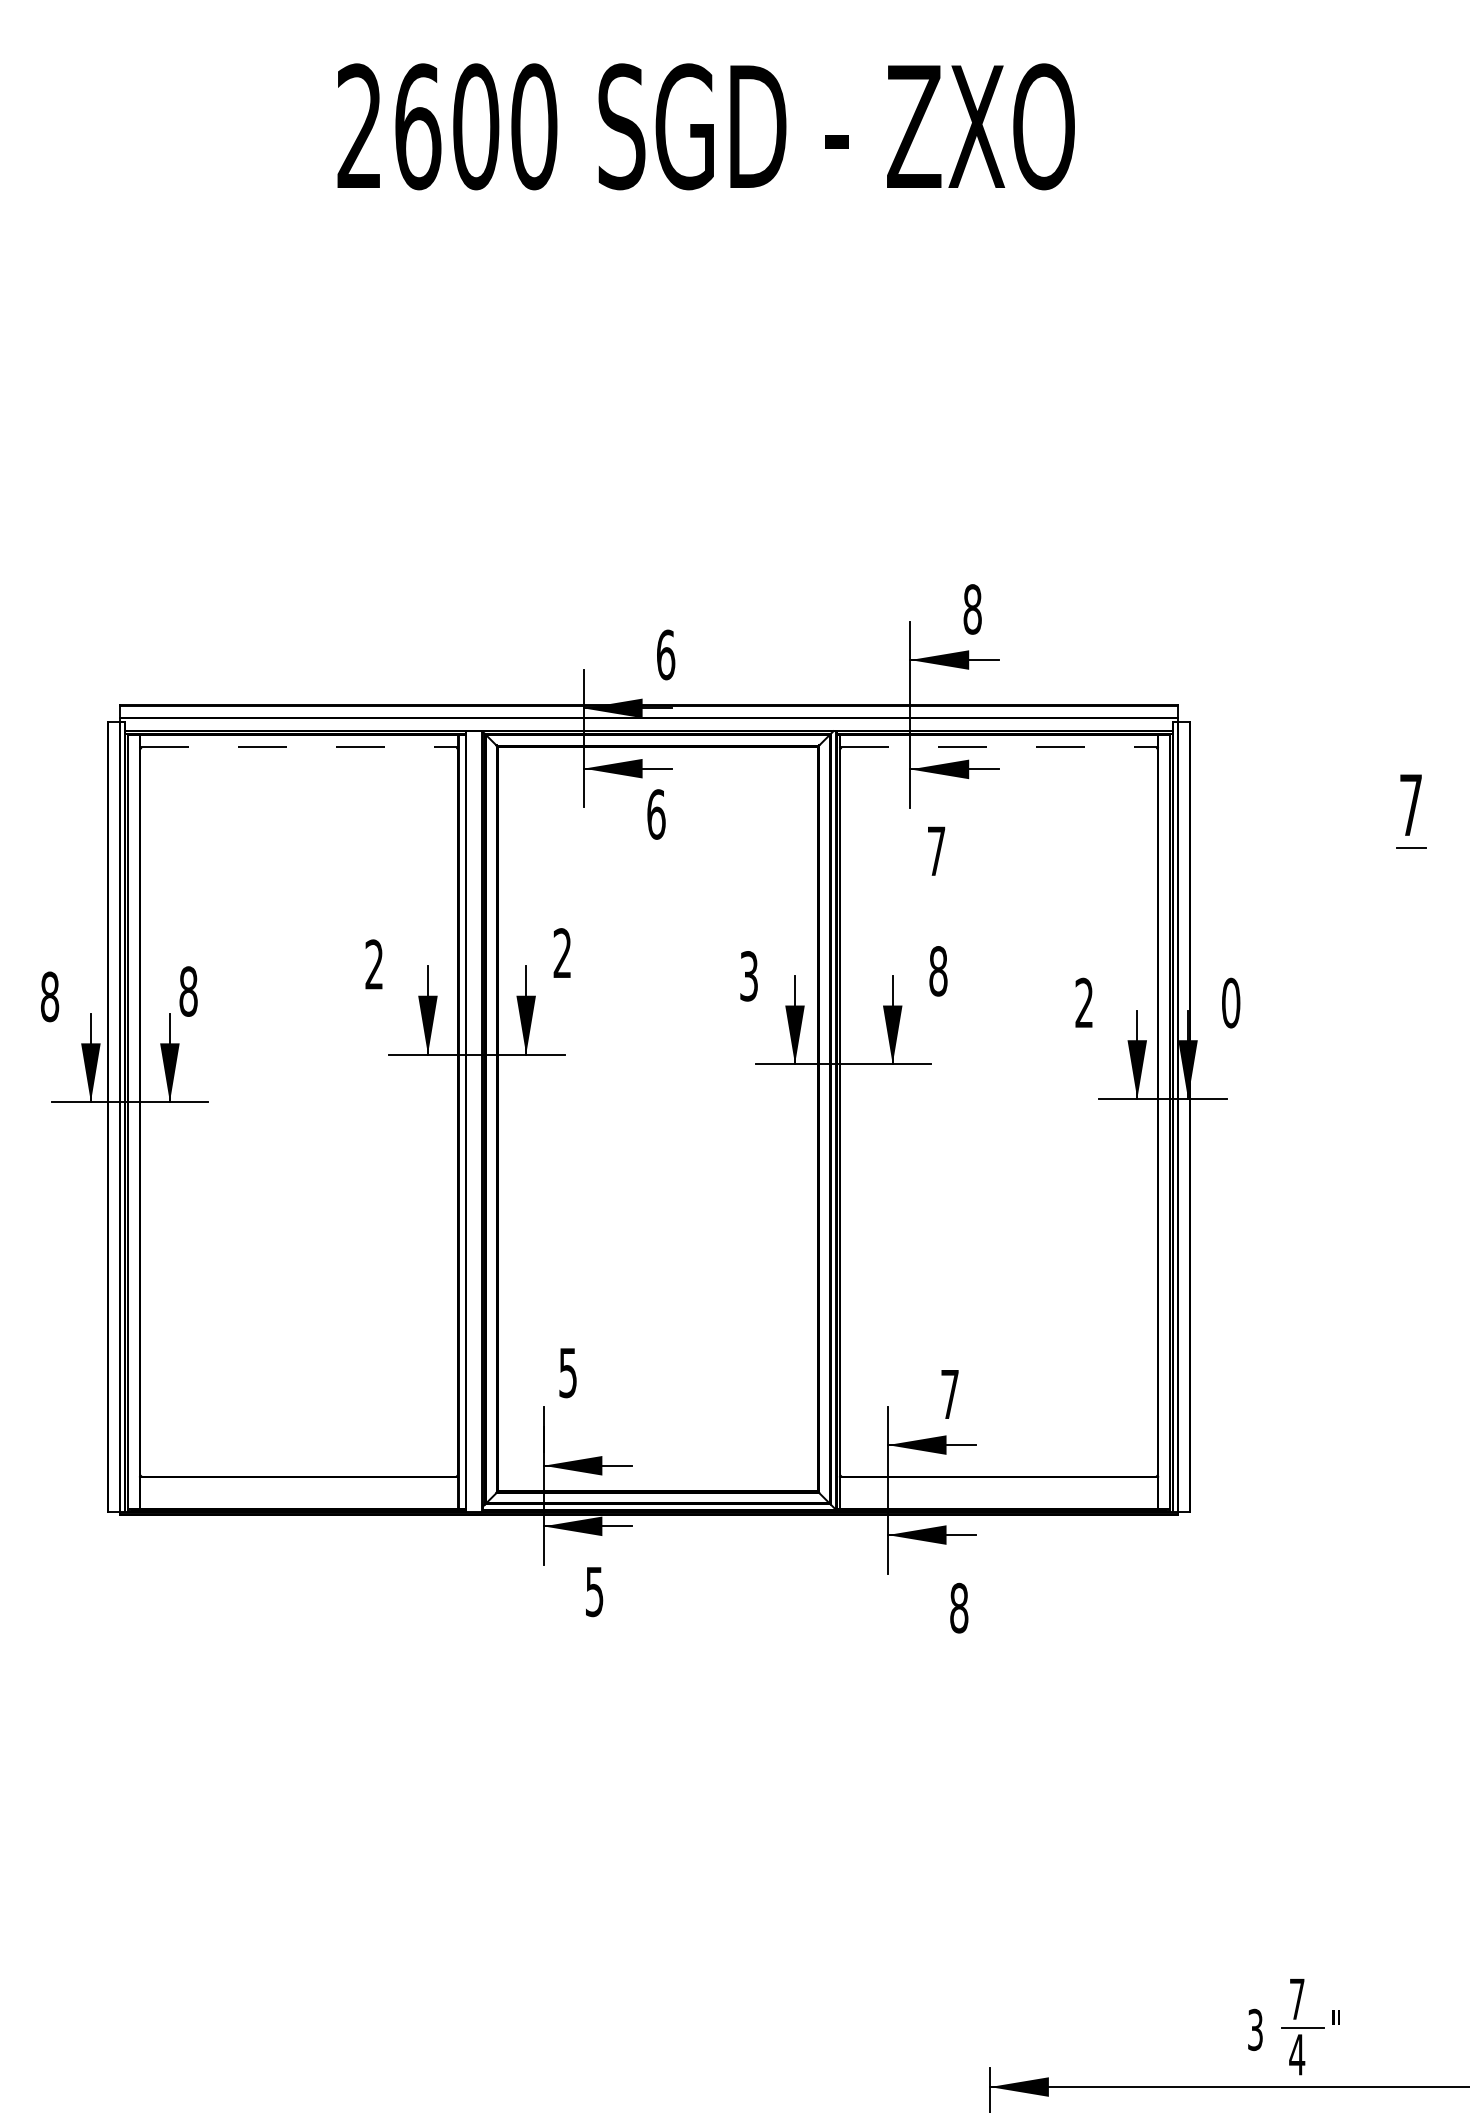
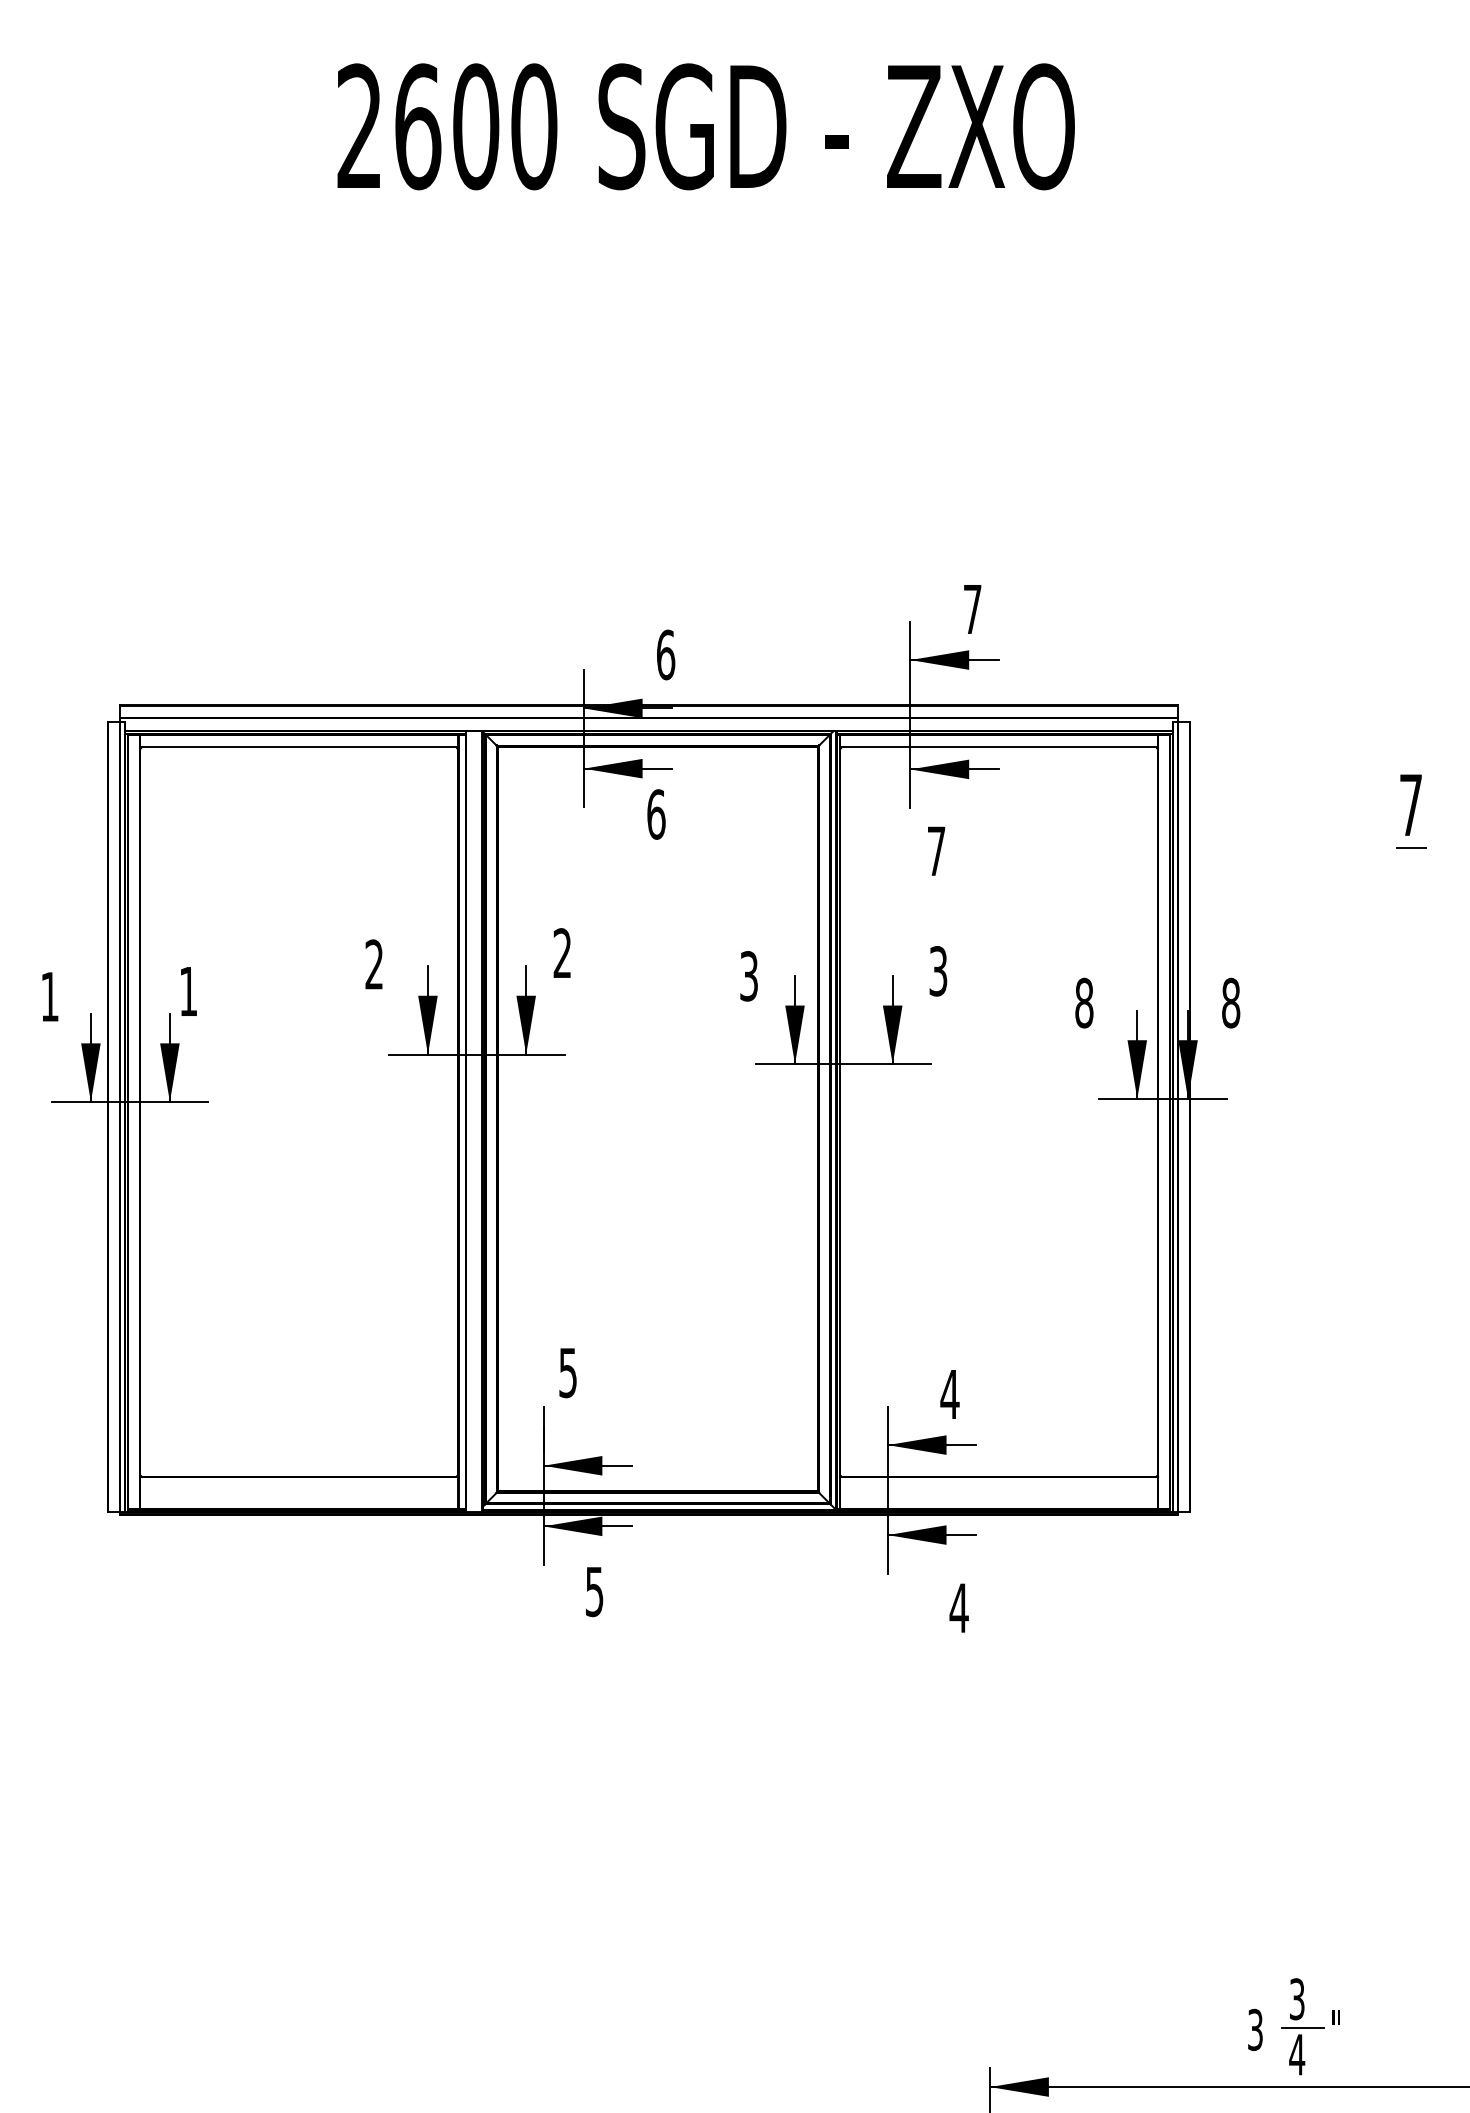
text: 8 -> 7 (972, 609)
line: dashed -> solid (299, 747)
line: dashed -> solid (999, 747)
text: 8 -> 3 (938, 971)
text: 8 -> 1 (188, 991)
text: 8 -> 1 (50, 996)
text: 2 -> 8 (1084, 1002)
text: 0 -> 8 (1231, 1003)
text: 7 -> 4 (949, 1394)
text: 8 -> 4 (958, 1607)
text: 7 -> 3 (1297, 1999)
